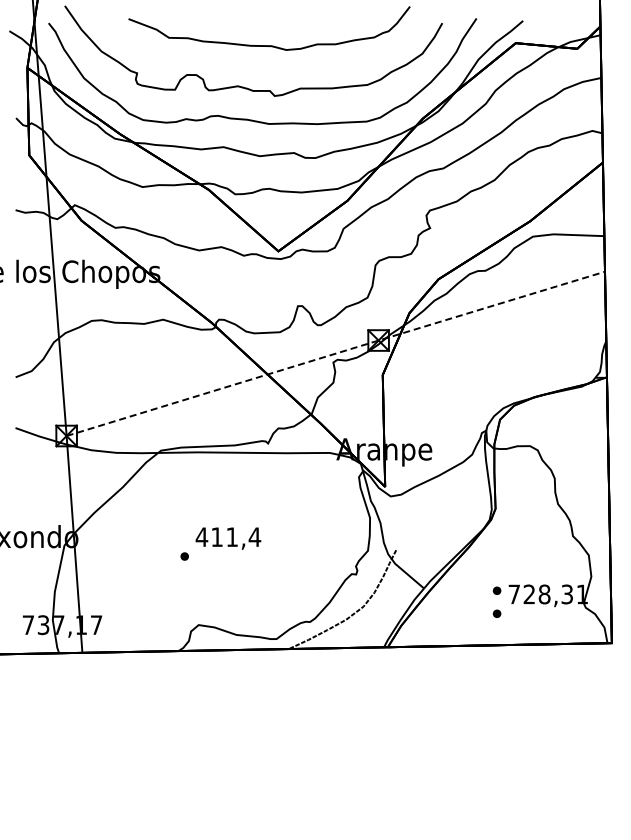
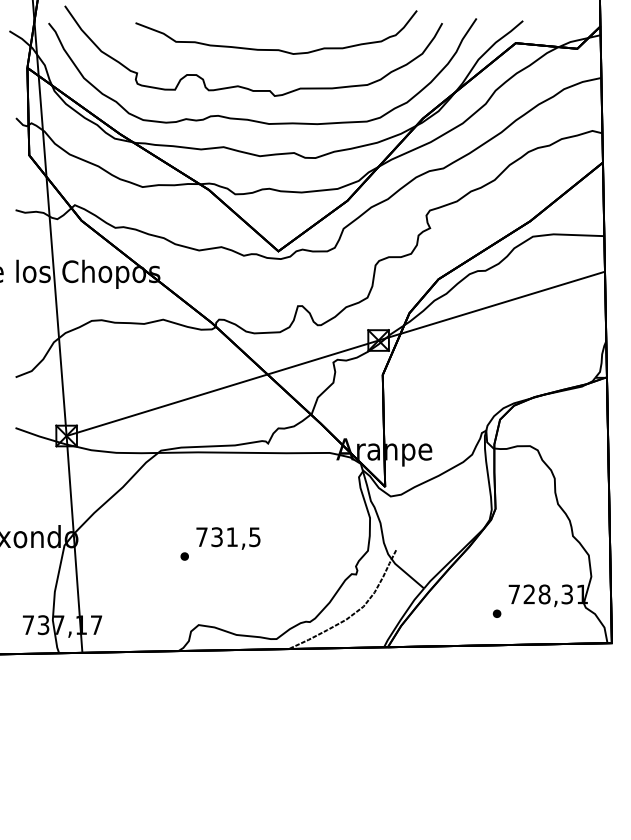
curve position: (269, 45) -> (276, 49) (276, 49)
line: dashed -> solid (336, 353)
text: 411,4 -> 731,5 (228, 537)
part: present -> none (496, 590)
